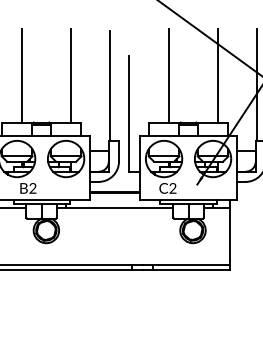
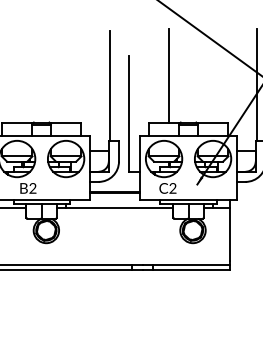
line: present -> none (22, 76)
line: present -> none (70, 76)
line: present -> none (217, 76)
